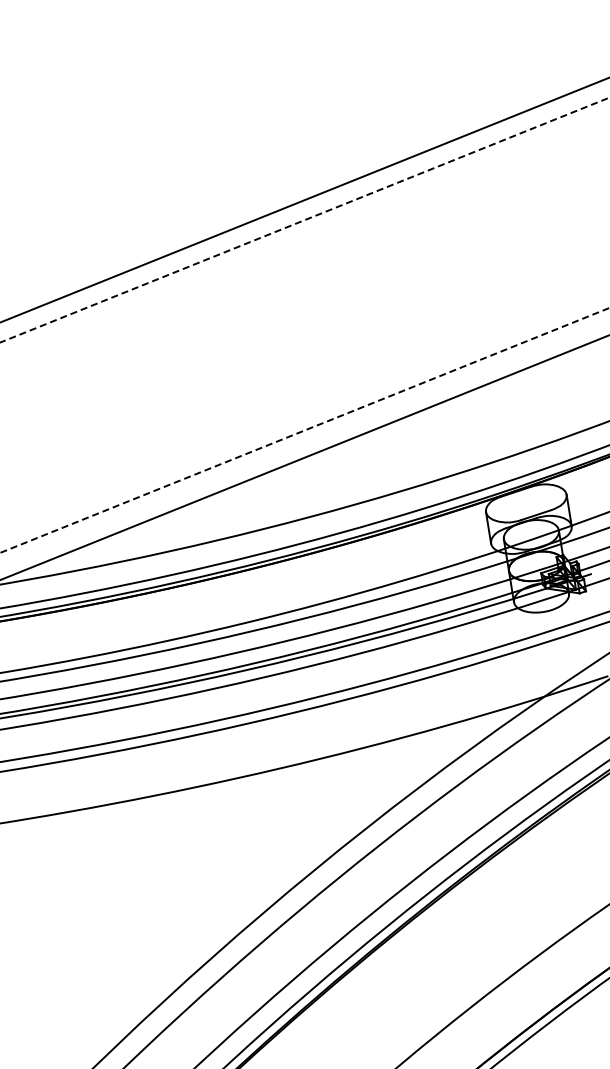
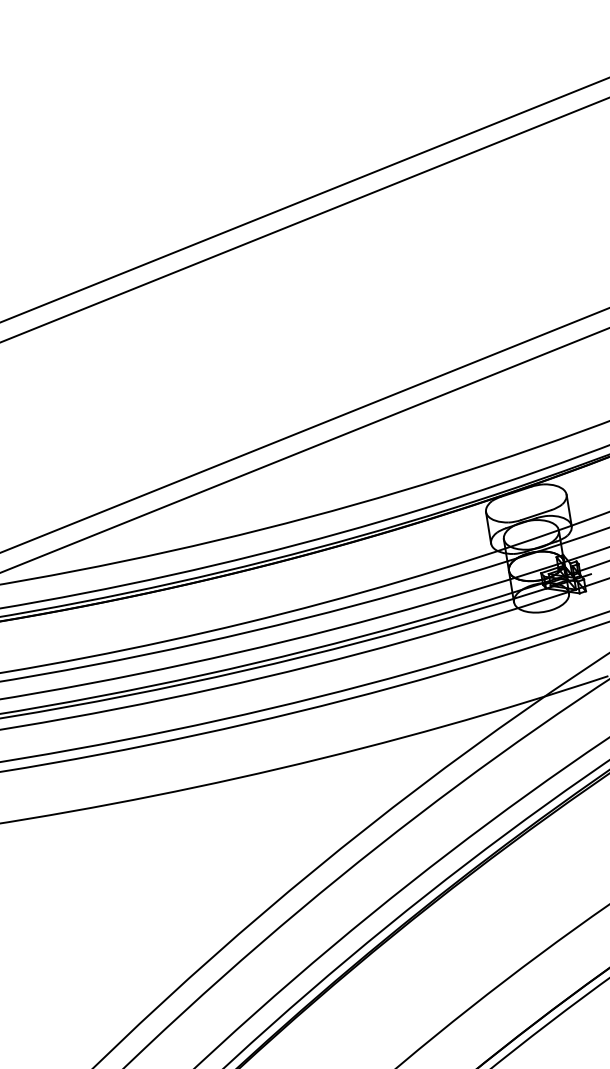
line: dashed -> solid (304, 220)
line: dashed -> solid (304, 430)
line position: (304, 457) -> (304, 450) (304, 450)
